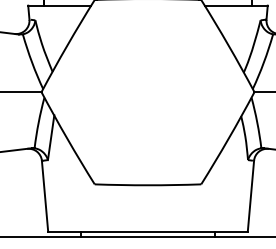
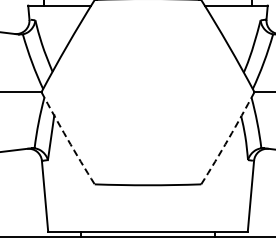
arc: solid -> dashed (67, 138)
arc: solid -> dashed (228, 138)
